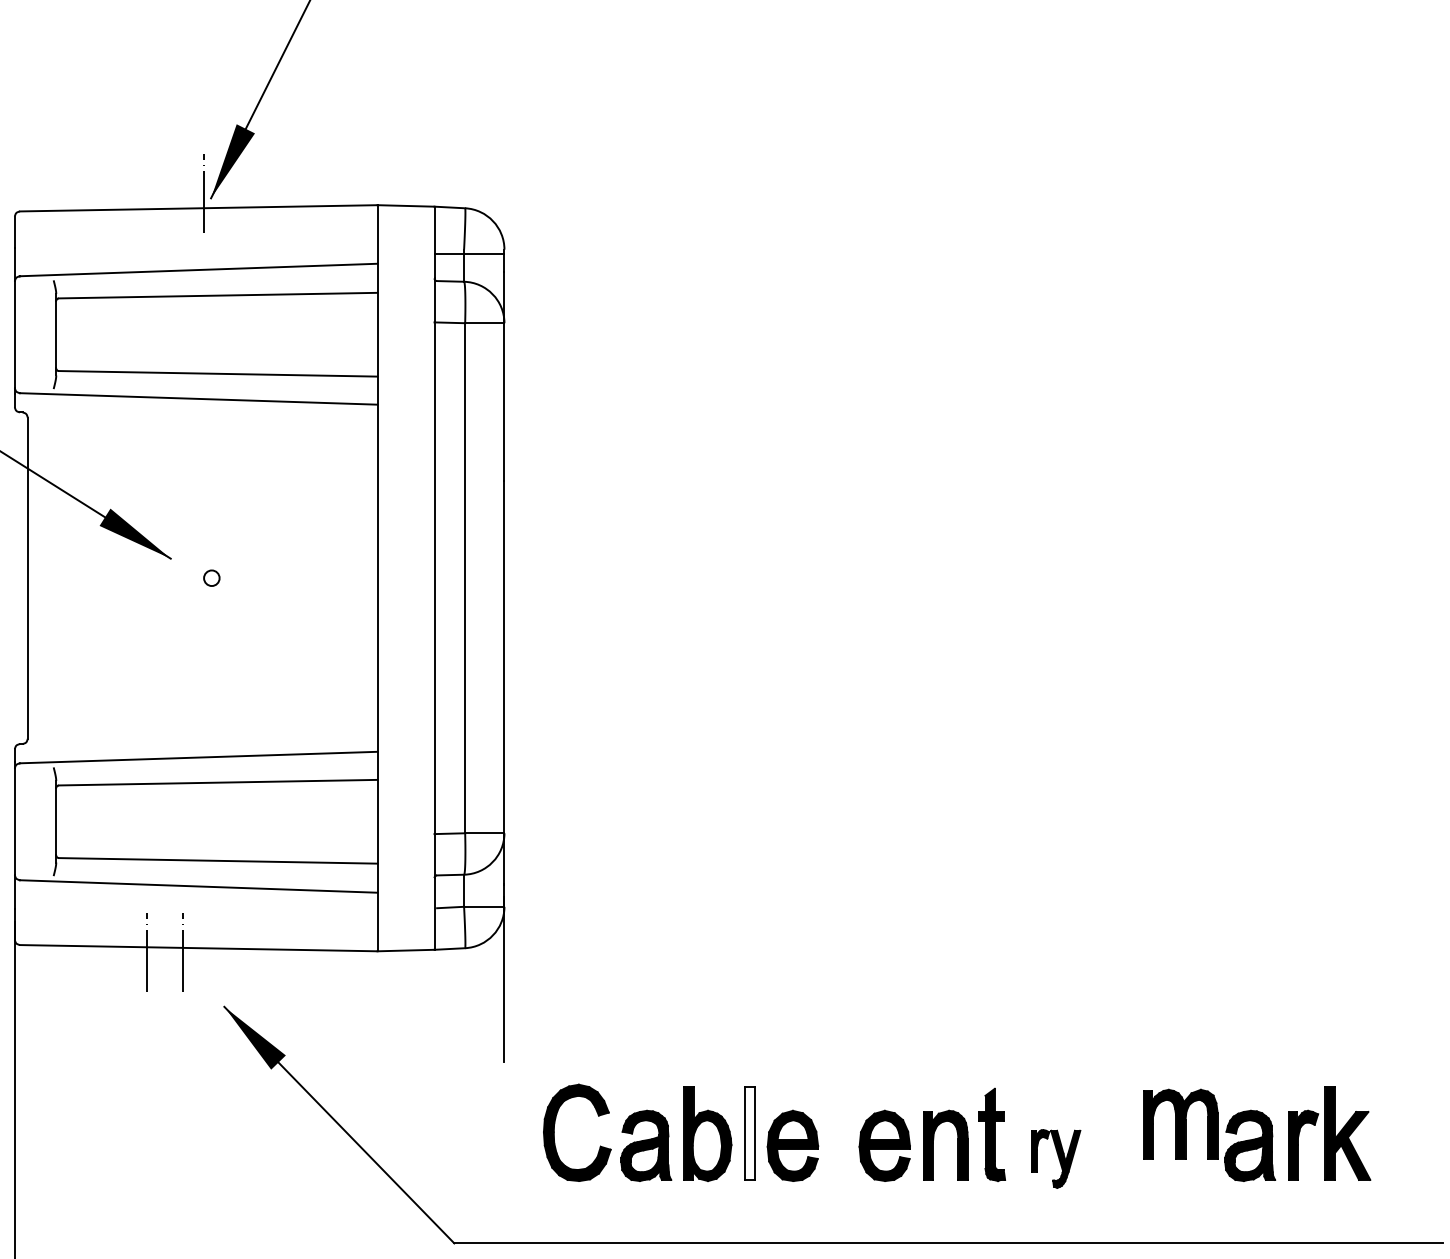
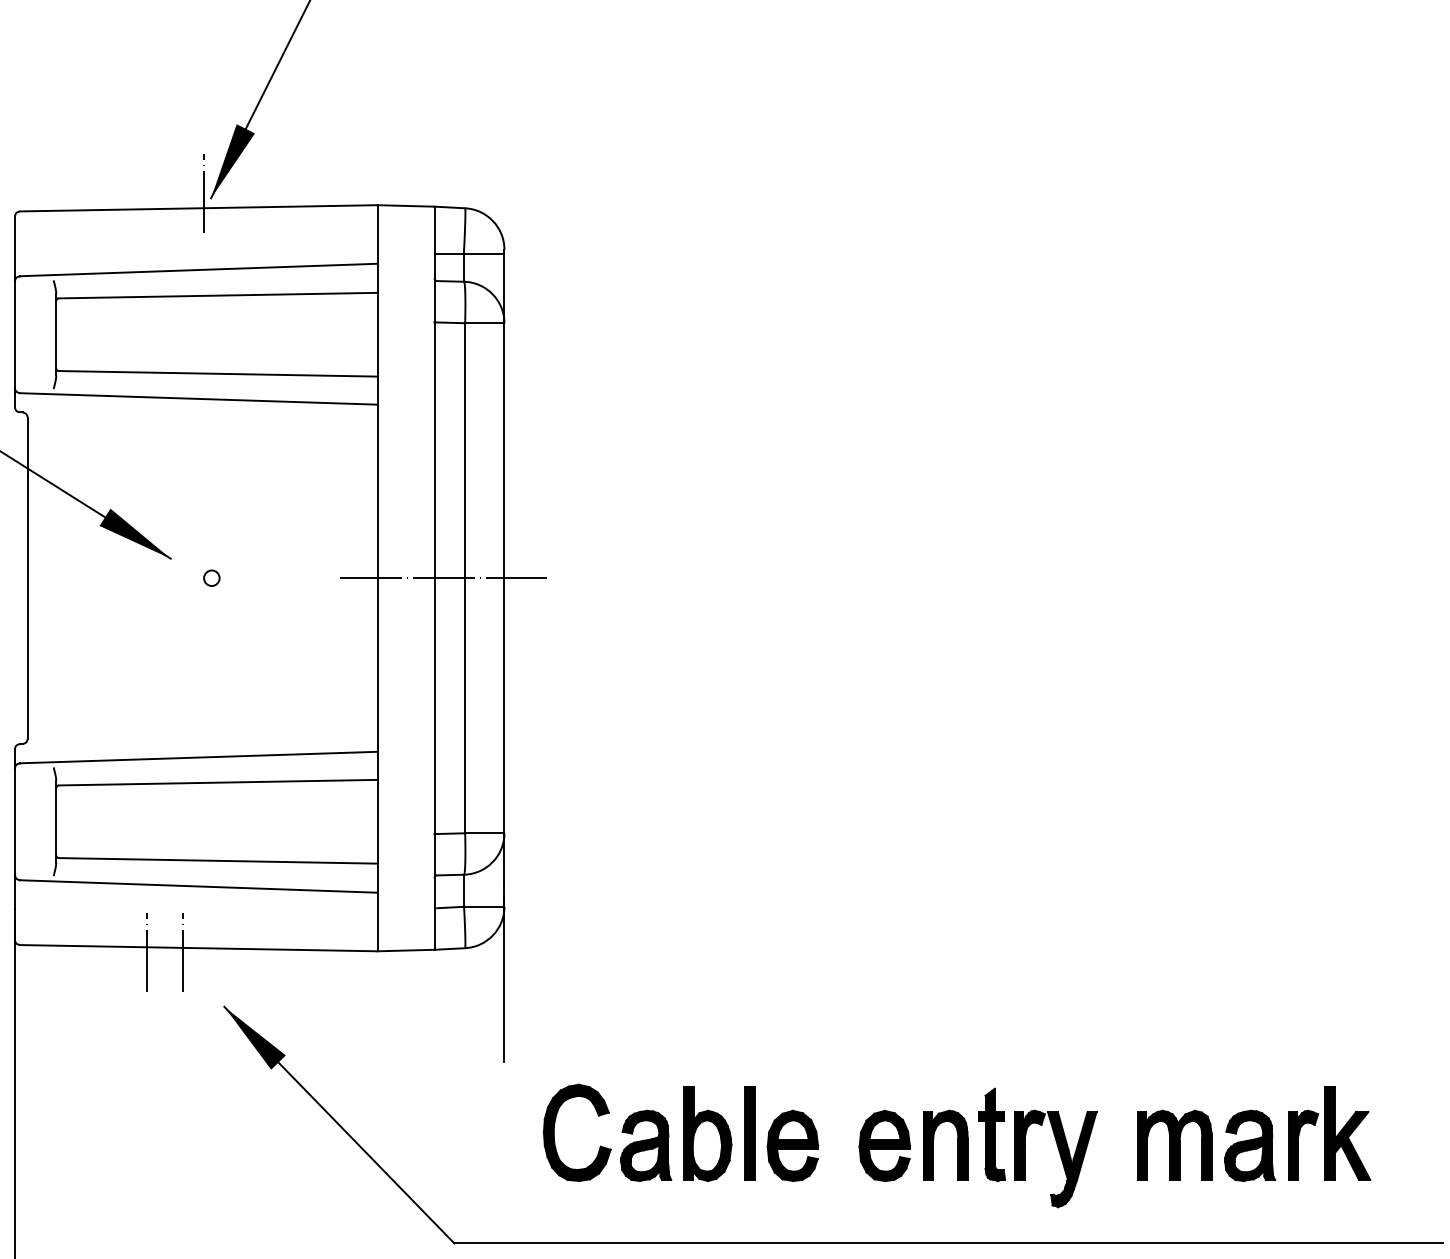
line: none -> present (443, 578)
part position: (1180, 1123) -> (1174, 1144) (1174, 1144)
fill: none -> present (749, 1132)
part size: 51x60 px -> 84x100 px (1055, 1158)
